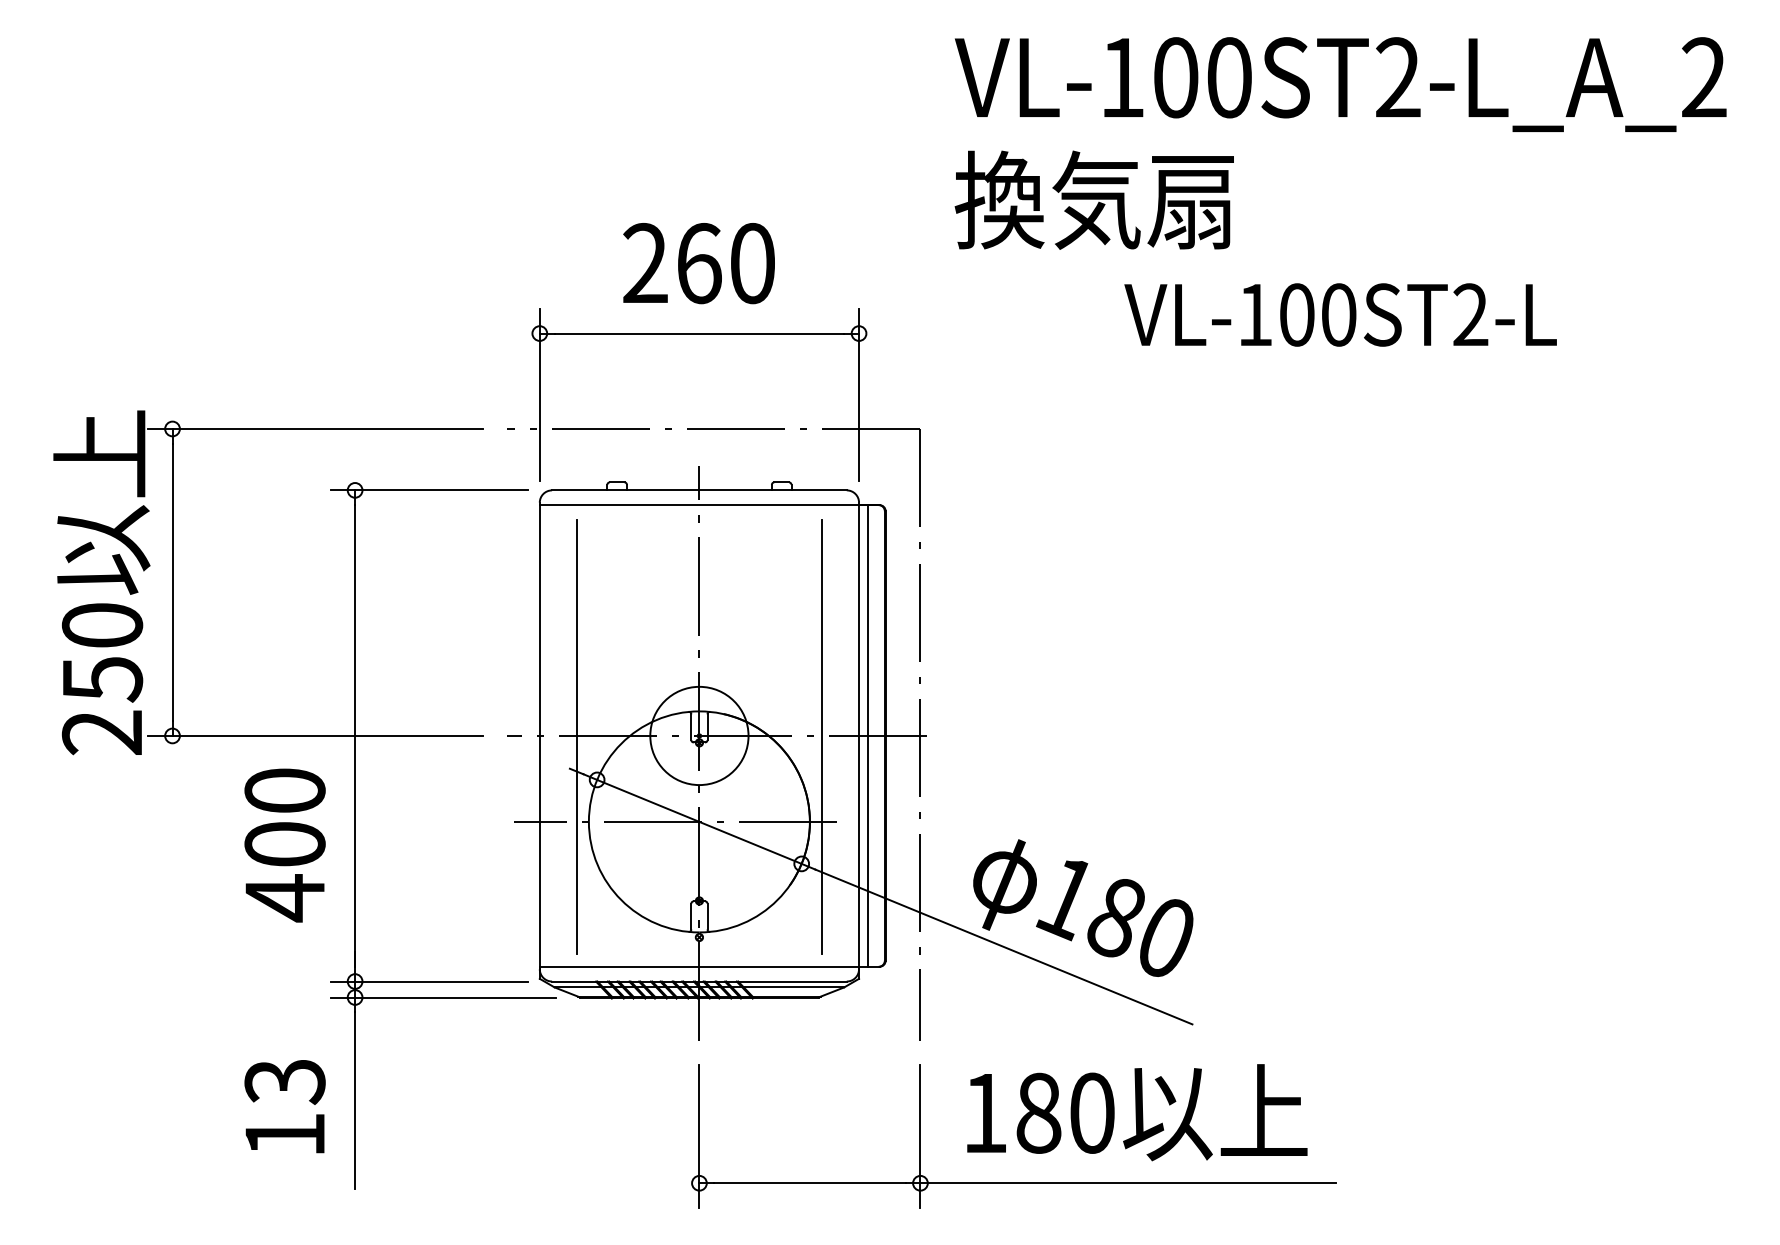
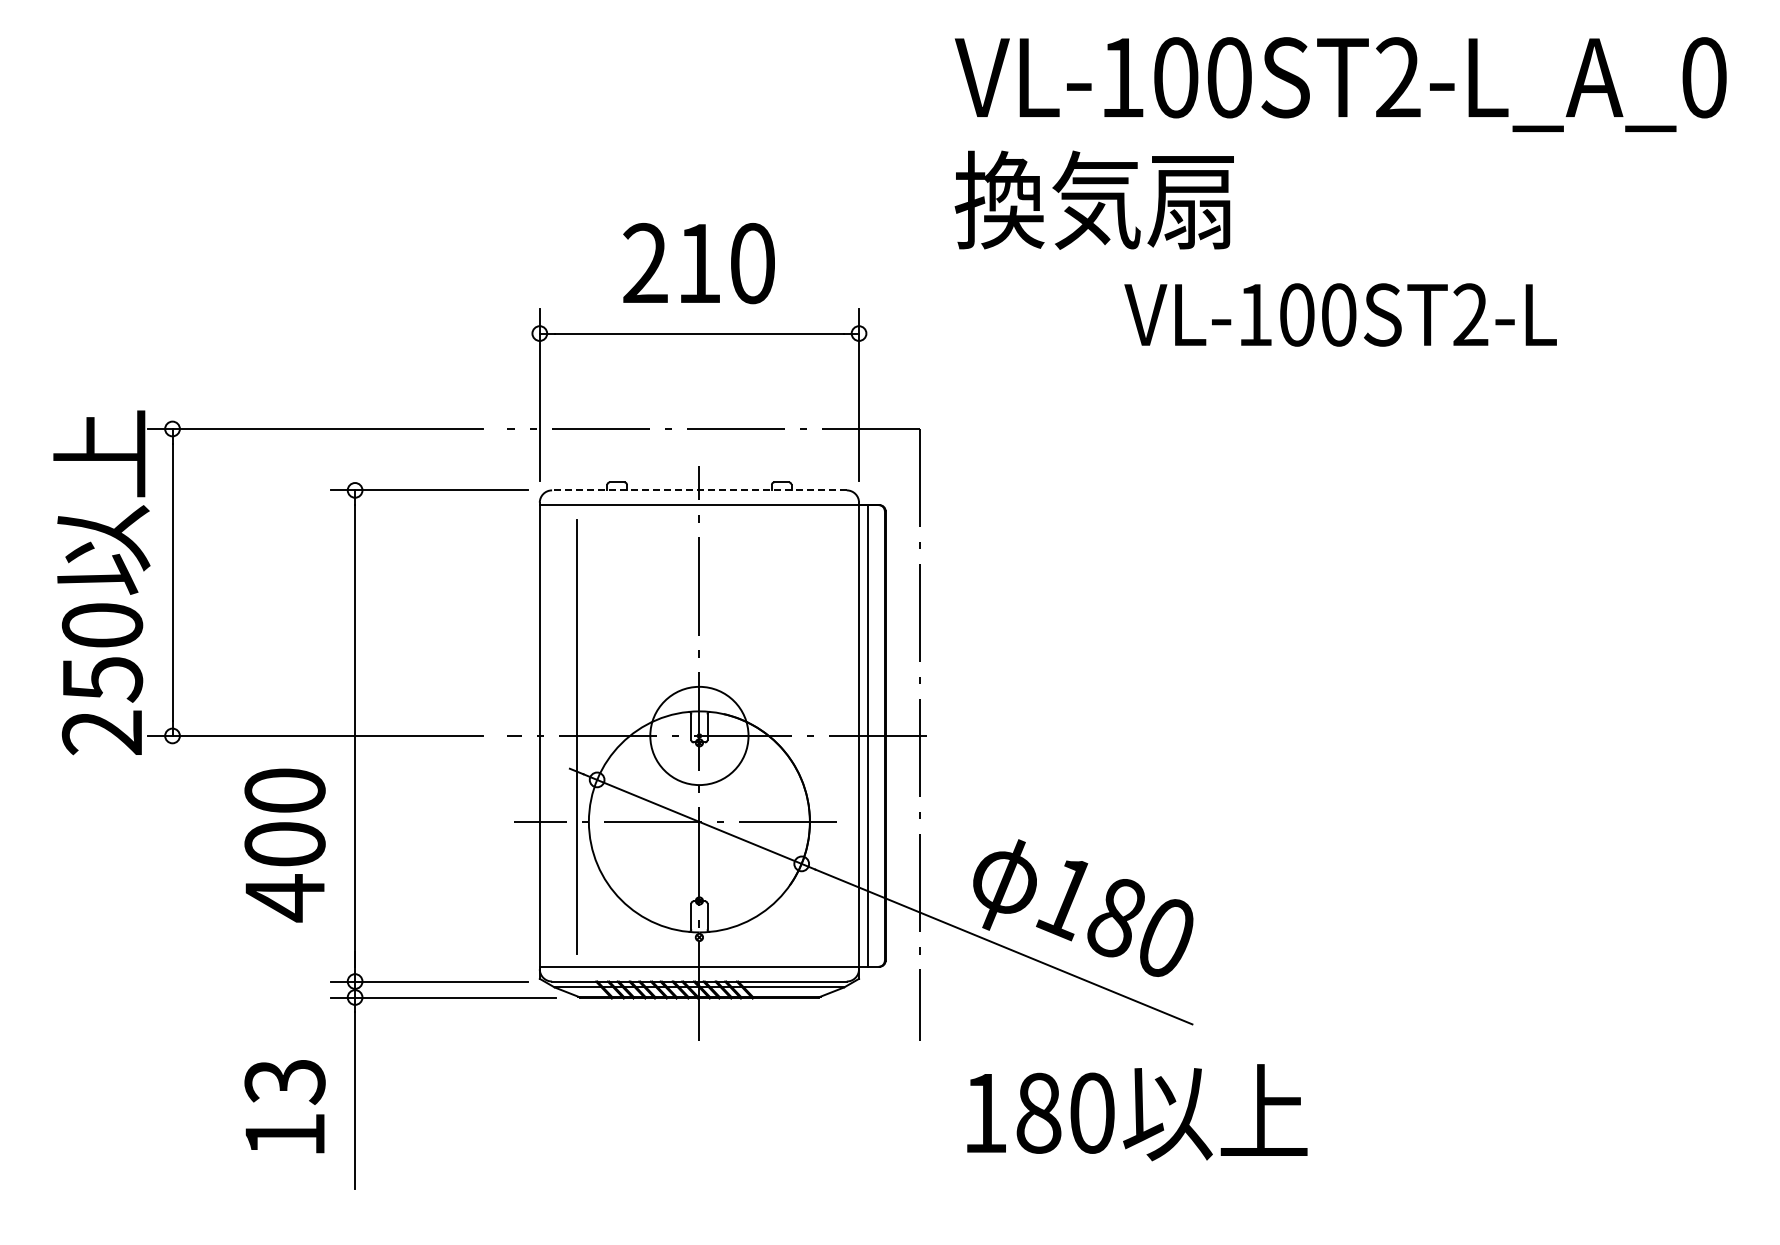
text: VL-100ST2-L_A_2 -> VL-100ST2-L_A_0 (1704, 77)
text: 260 -> 210 (699, 263)
line: solid -> dashed (698, 490)
line: present -> none (822, 736)
part: present -> none (1013, 1182)
